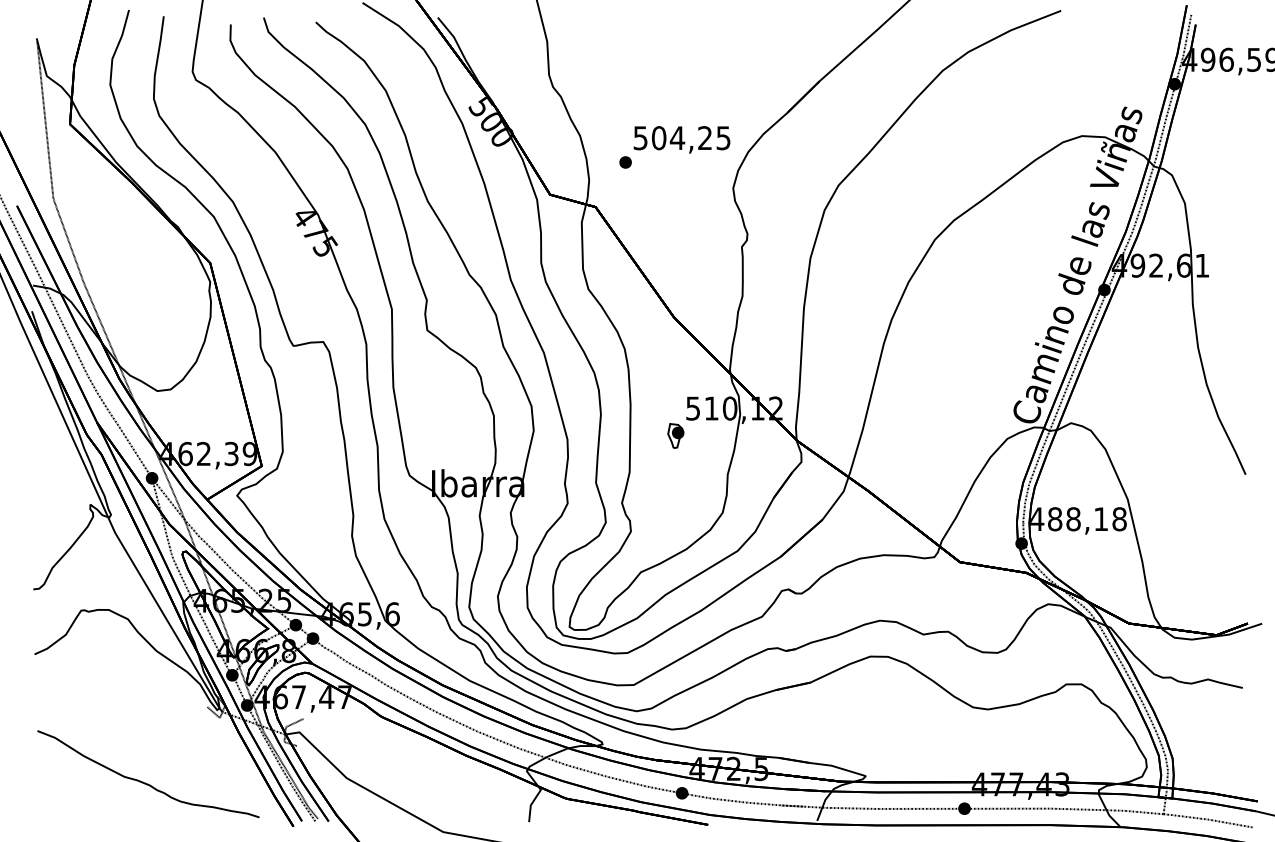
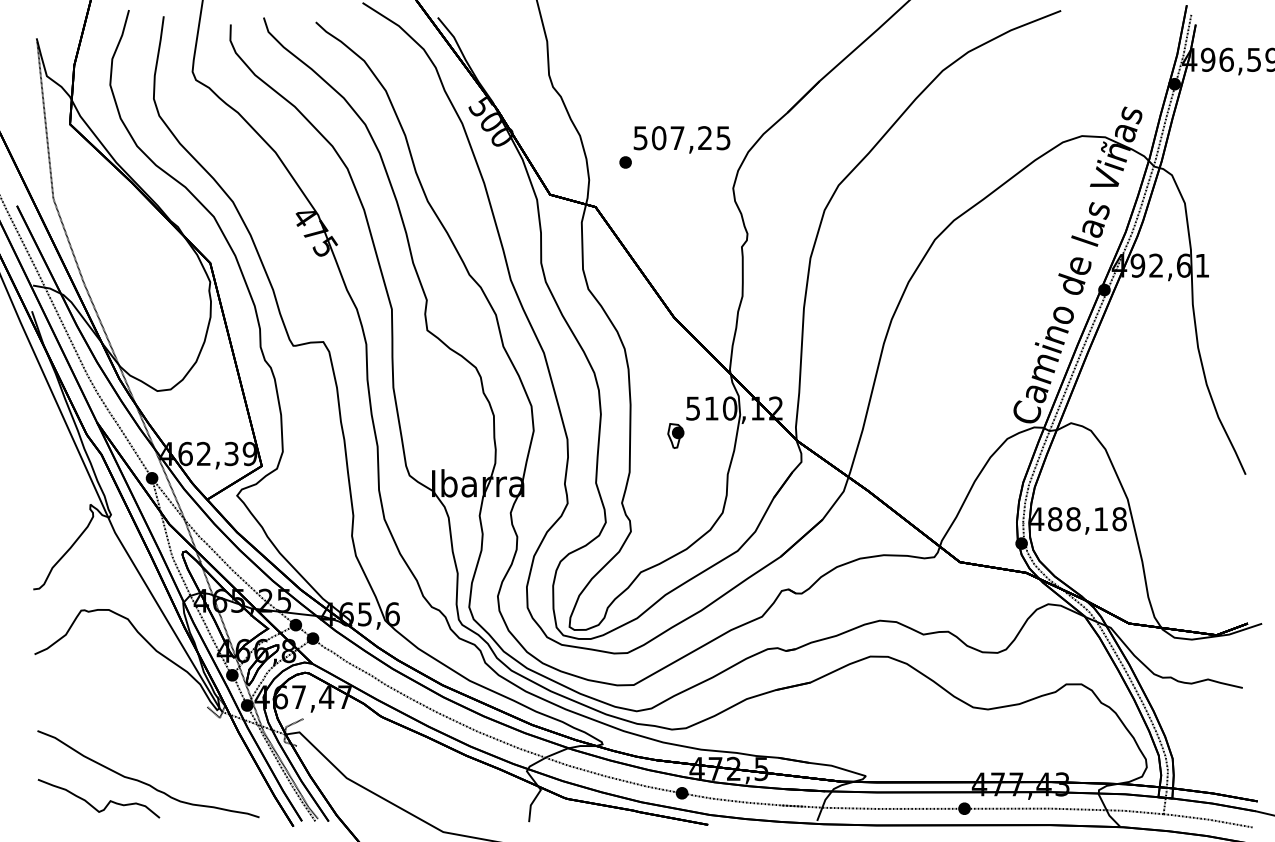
text: 504,25 -> 507,25 (677, 137)
curve: none -> present (91, 804)
